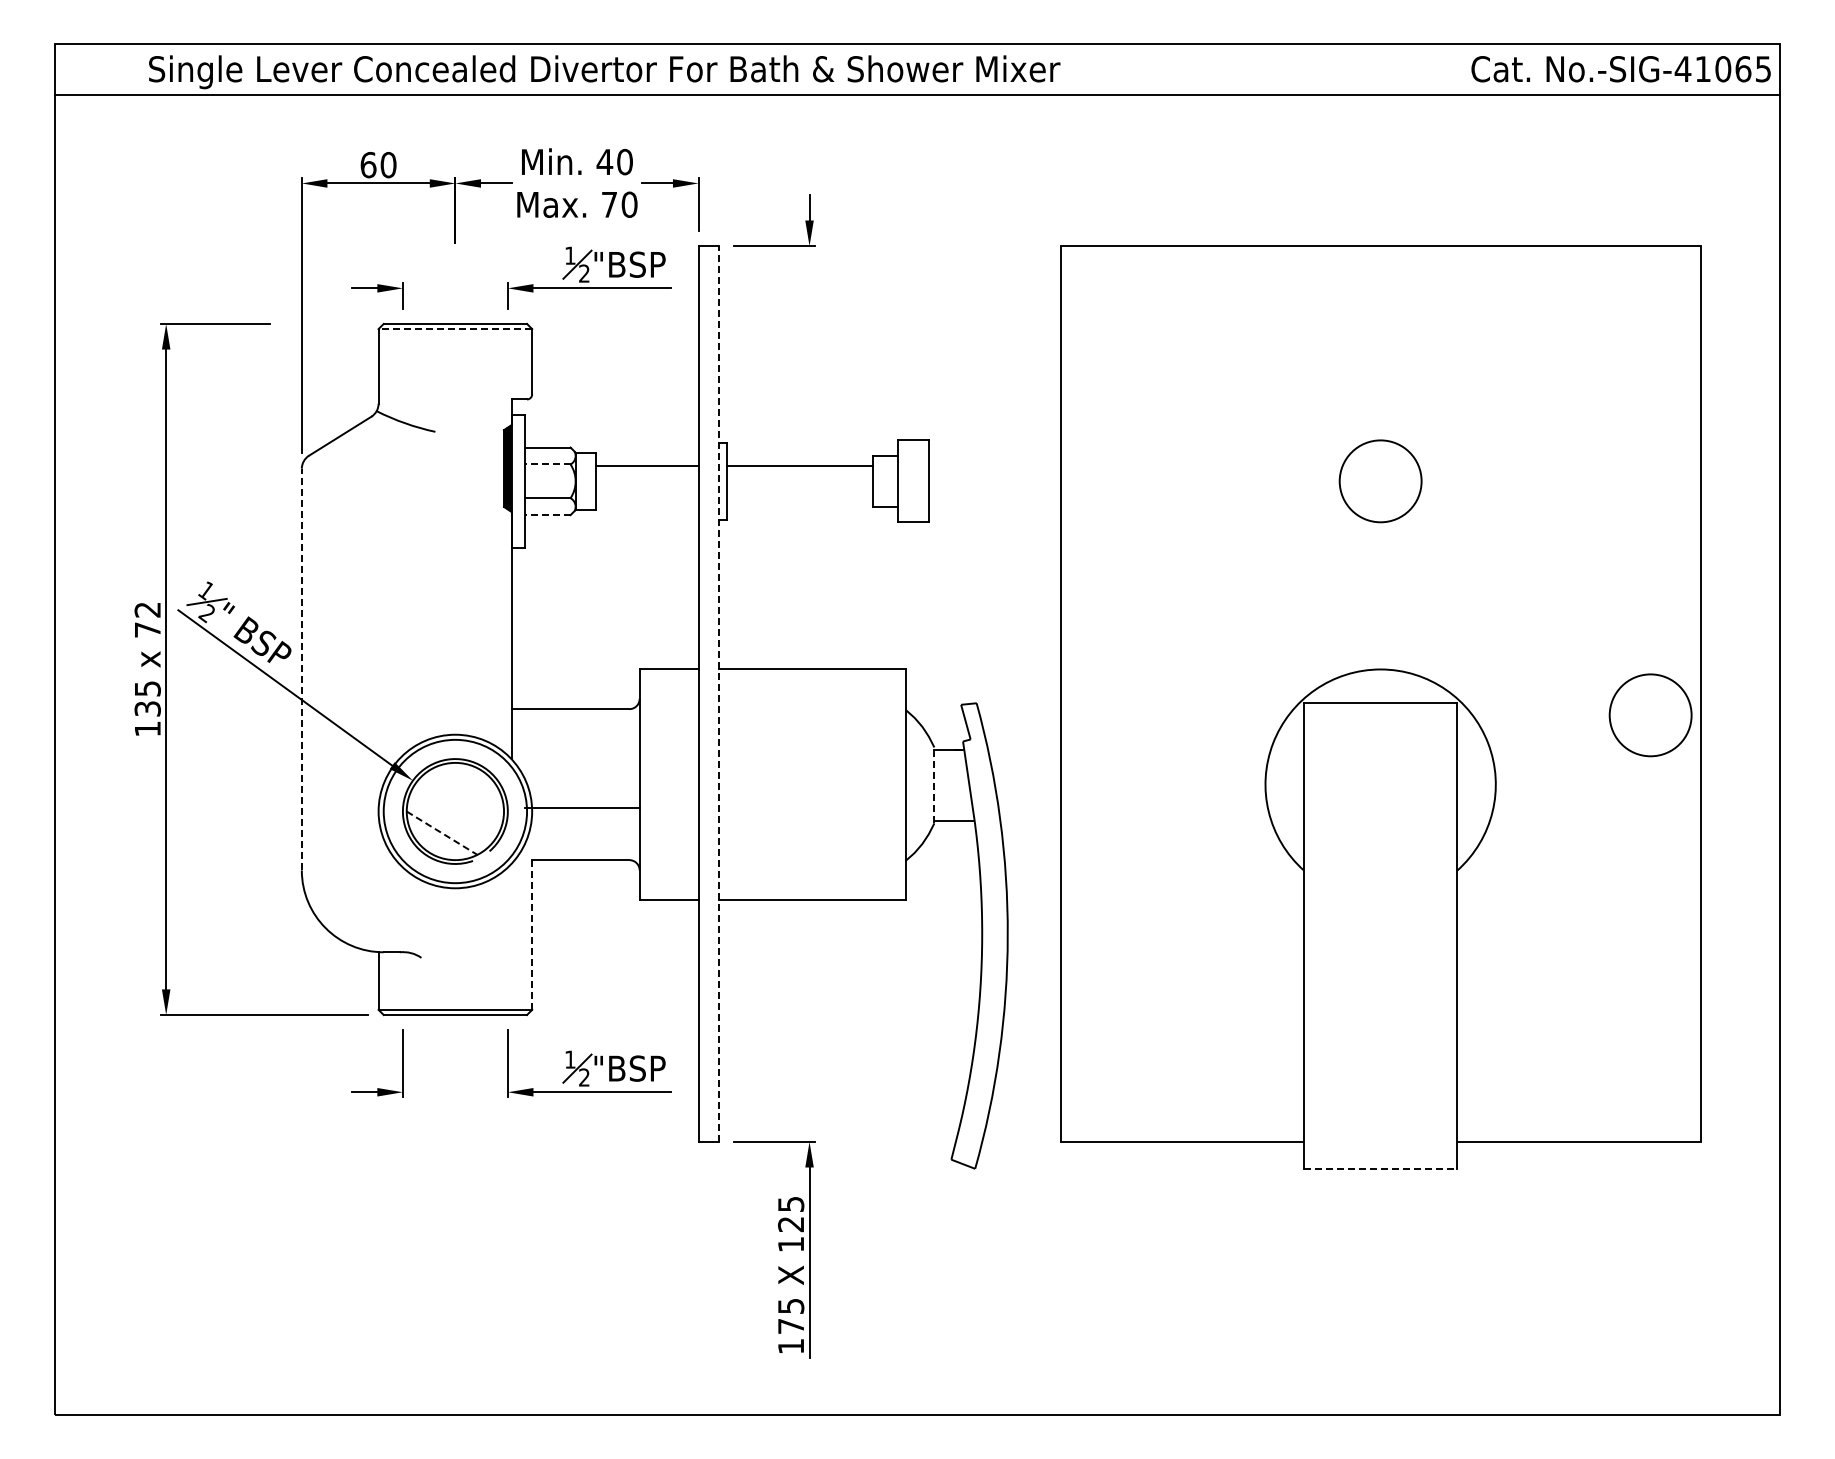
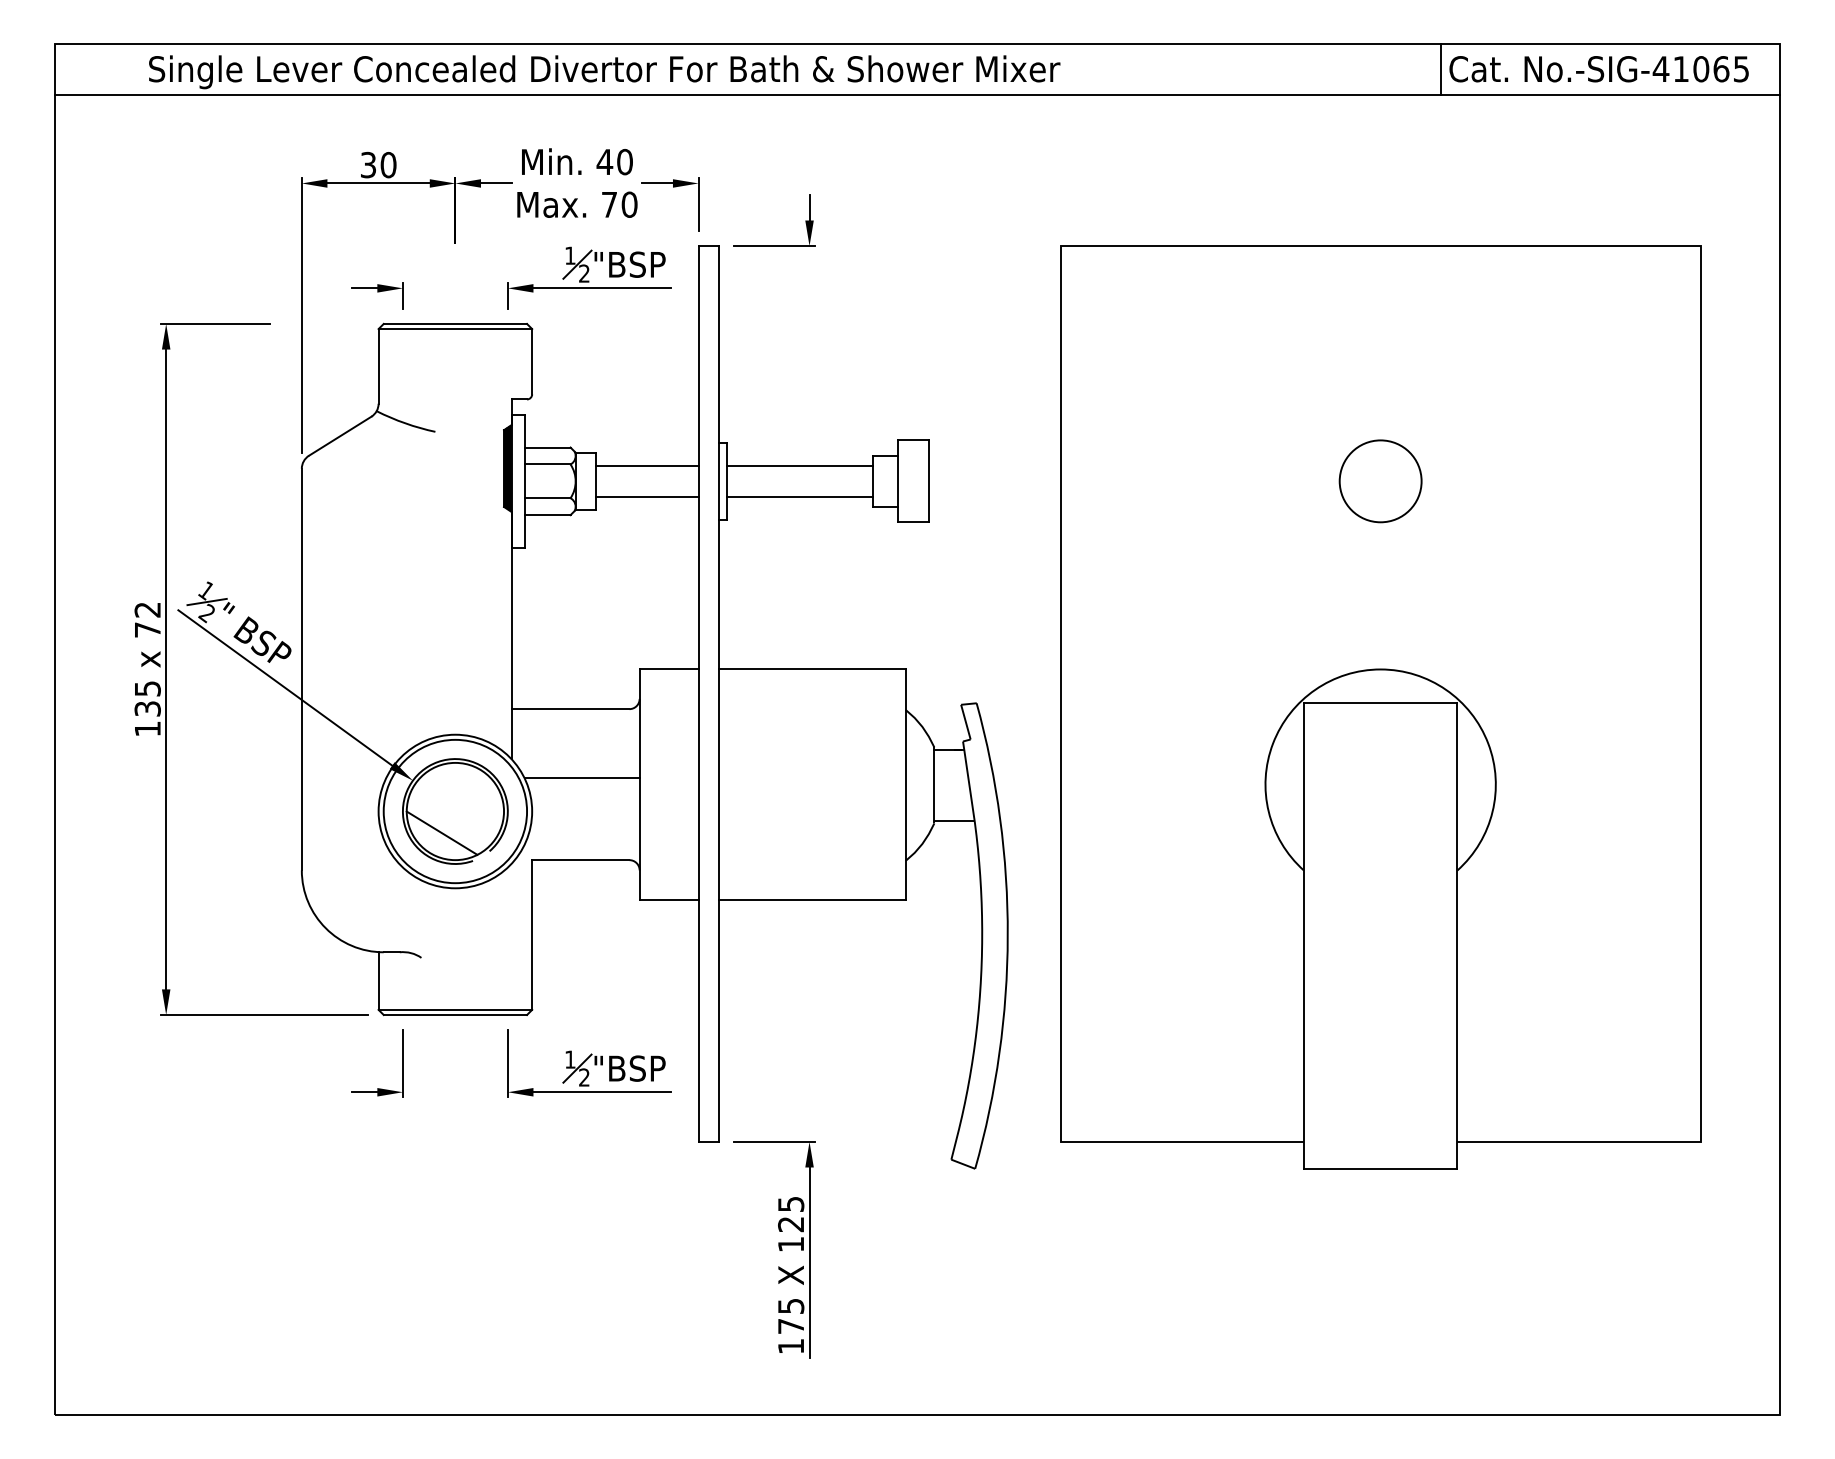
line: none -> present (1441, 69)
text position: (1620, 69) -> (1598, 69) (1598, 69)
text: 60 -> 30 (368, 164)
line: dashed -> solid (455, 329)
line: dashed -> solid (547, 464)
line: none -> present (647, 496)
line: none -> present (799, 496)
line: dashed -> solid (547, 515)
line: dashed -> solid (301, 669)
line: dashed -> solid (719, 694)
circle: present -> none (1650, 715)
line: dashed -> solid (934, 785)
line position: (581, 808) -> (581, 778) (581, 778)
line: dashed -> solid (442, 833)
line: dashed -> solid (532, 935)
line: dashed -> solid (1380, 1168)
